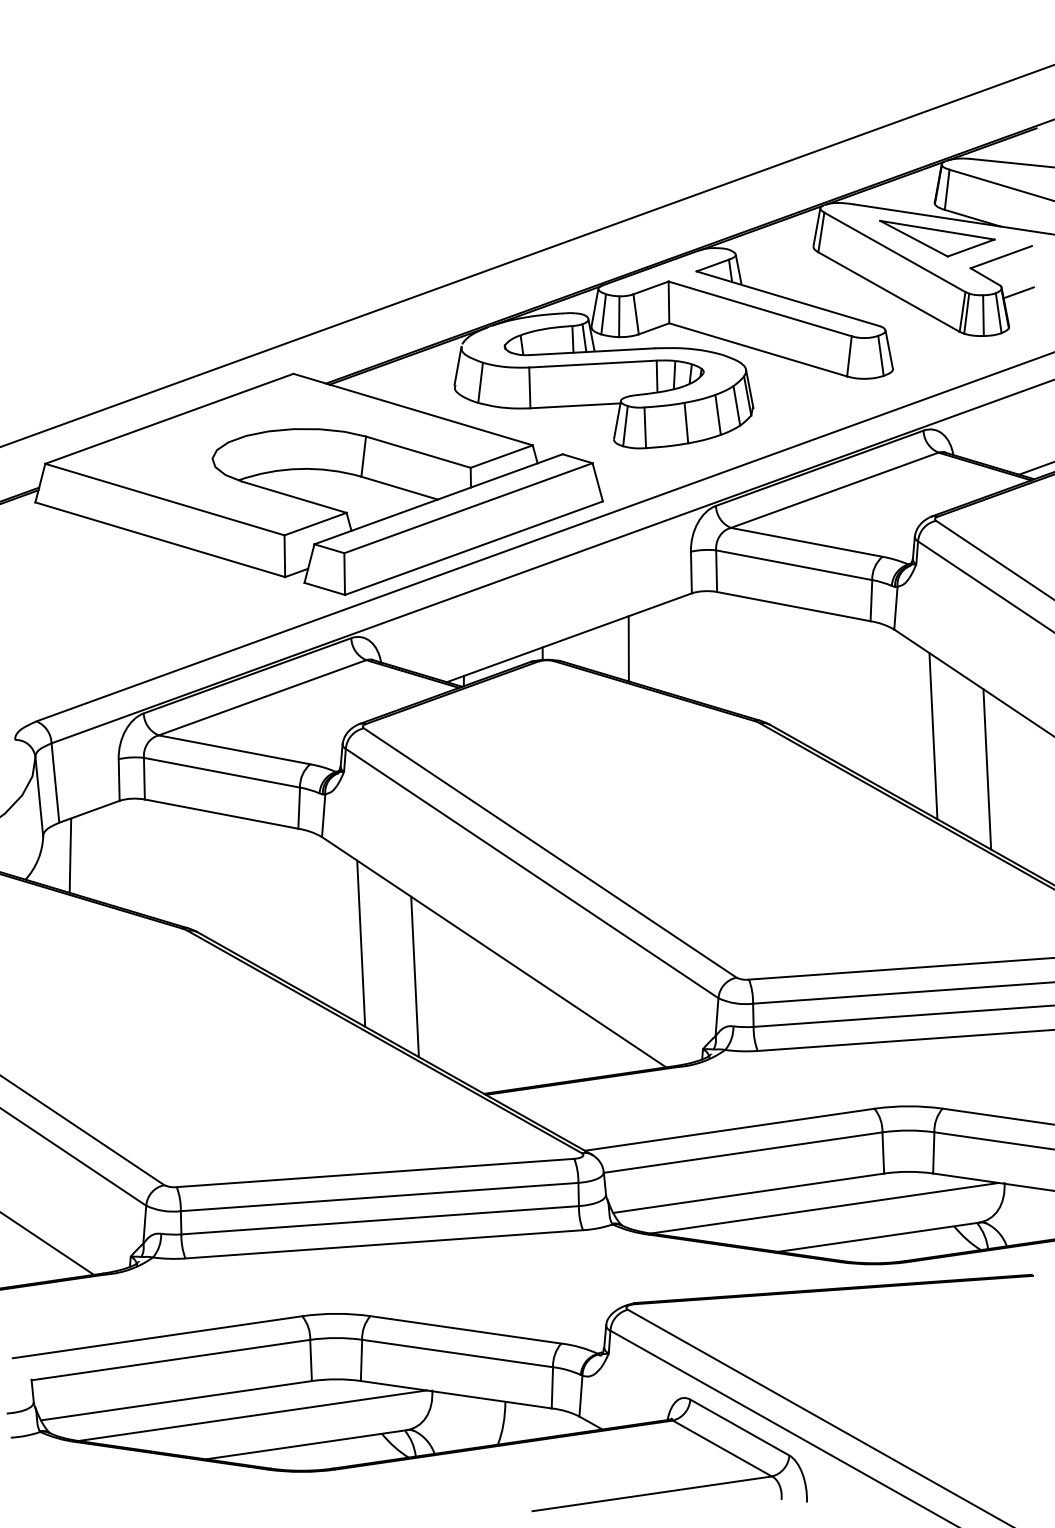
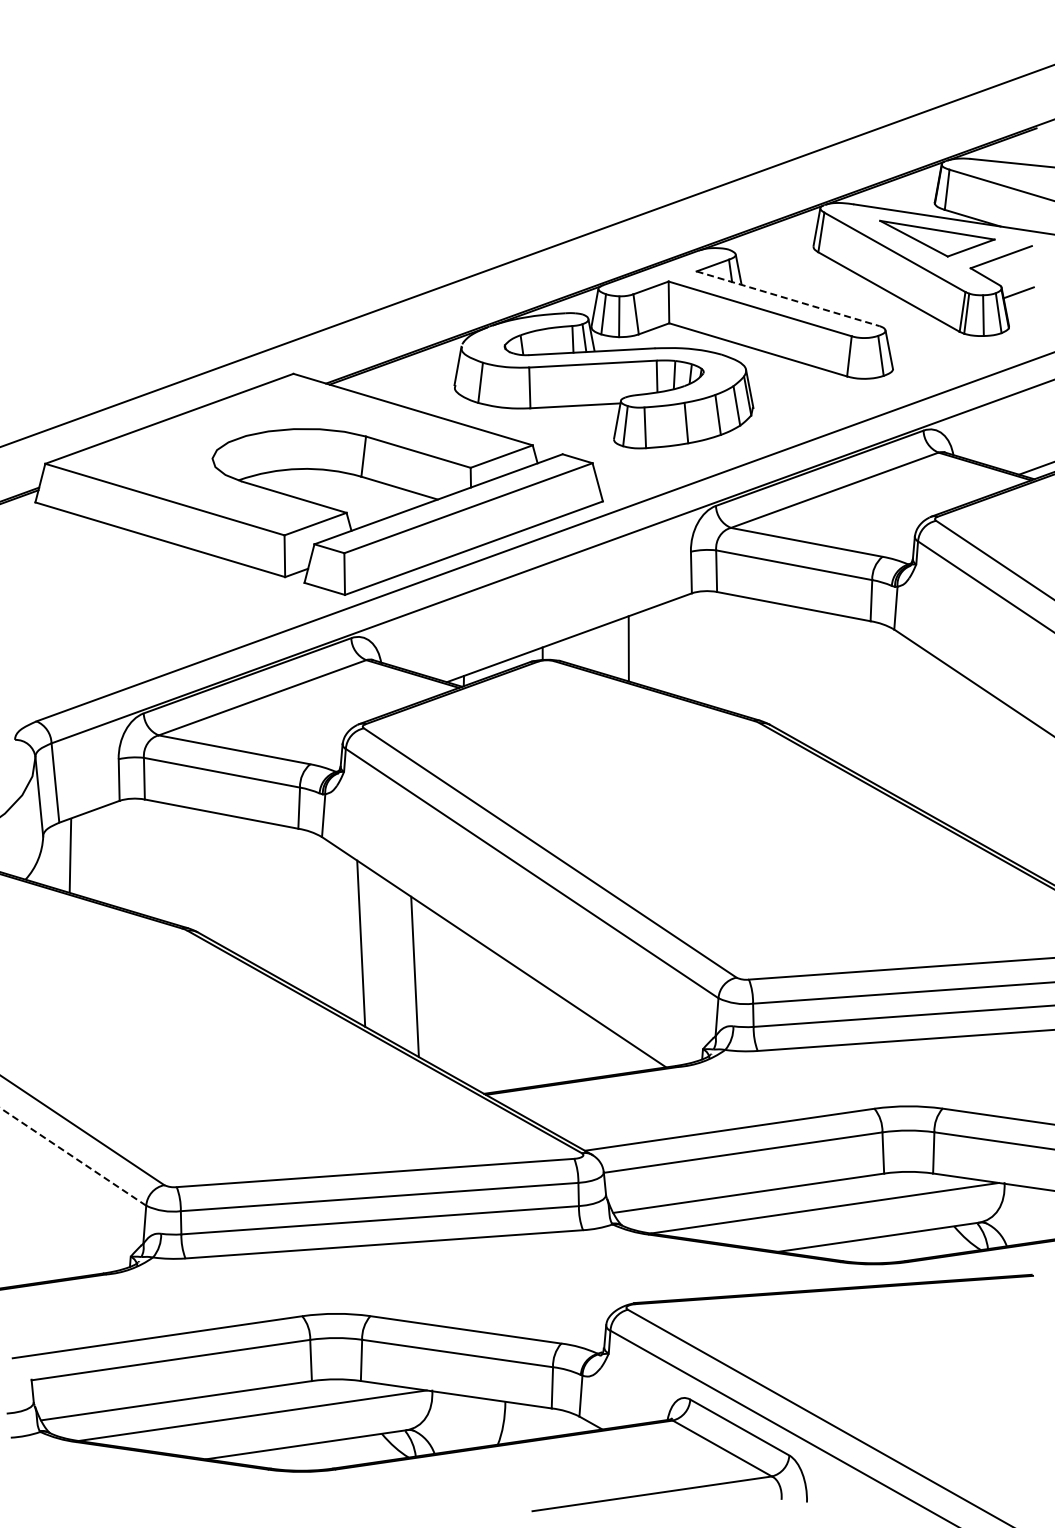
line: solid -> dashed (788, 298)
line: present -> none (933, 736)
line: present -> none (987, 769)
line: solid -> dashed (73, 1156)
line: present -> none (48, 1243)
